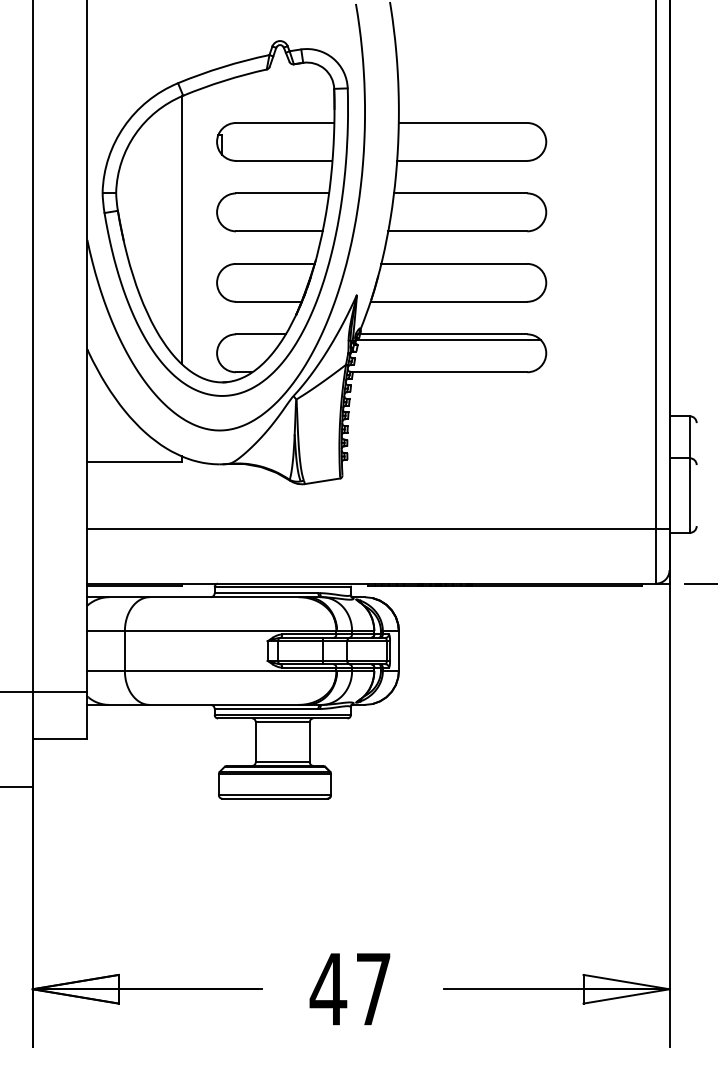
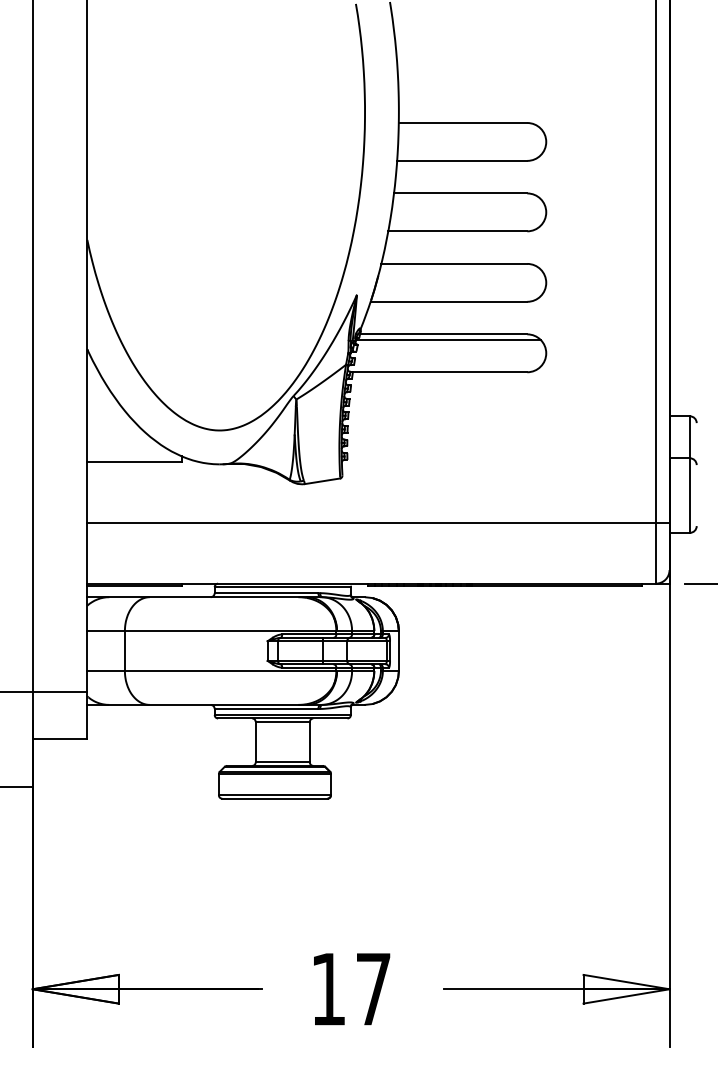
part: present -> none (224, 218)
line position: (378, 529) -> (378, 523) (378, 523)
text: 47 -> 17 (328, 989)
